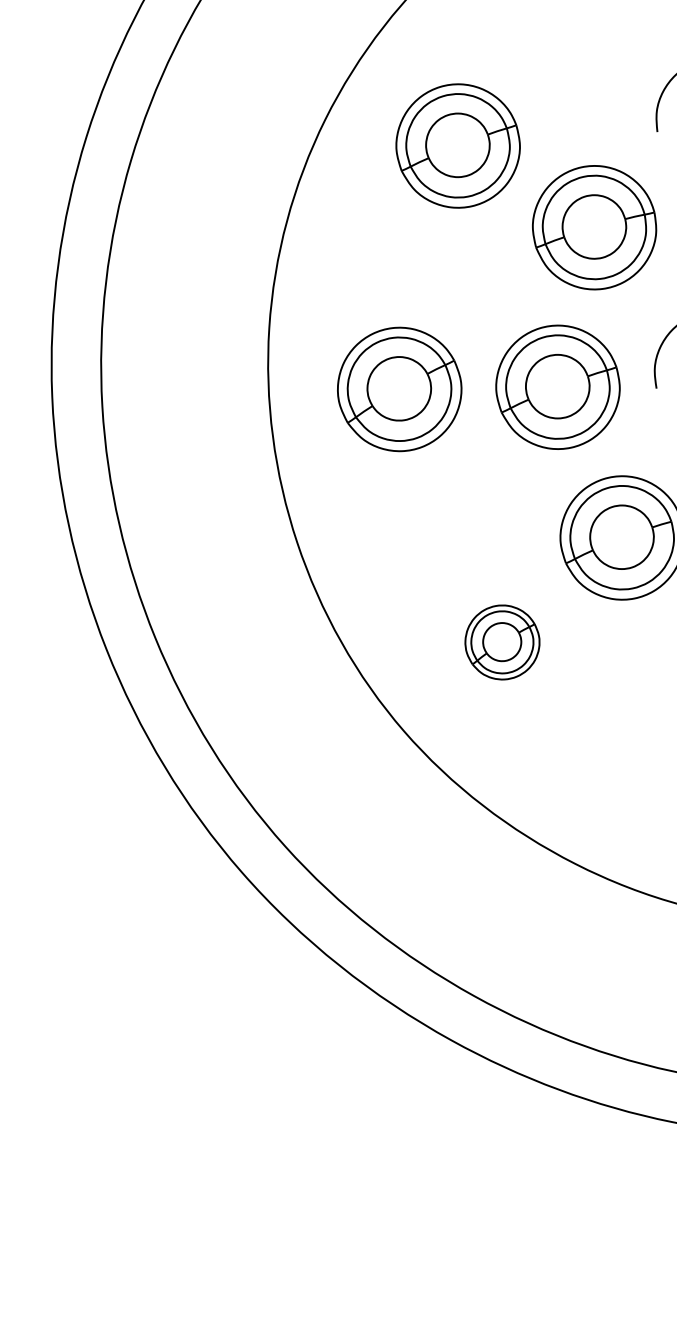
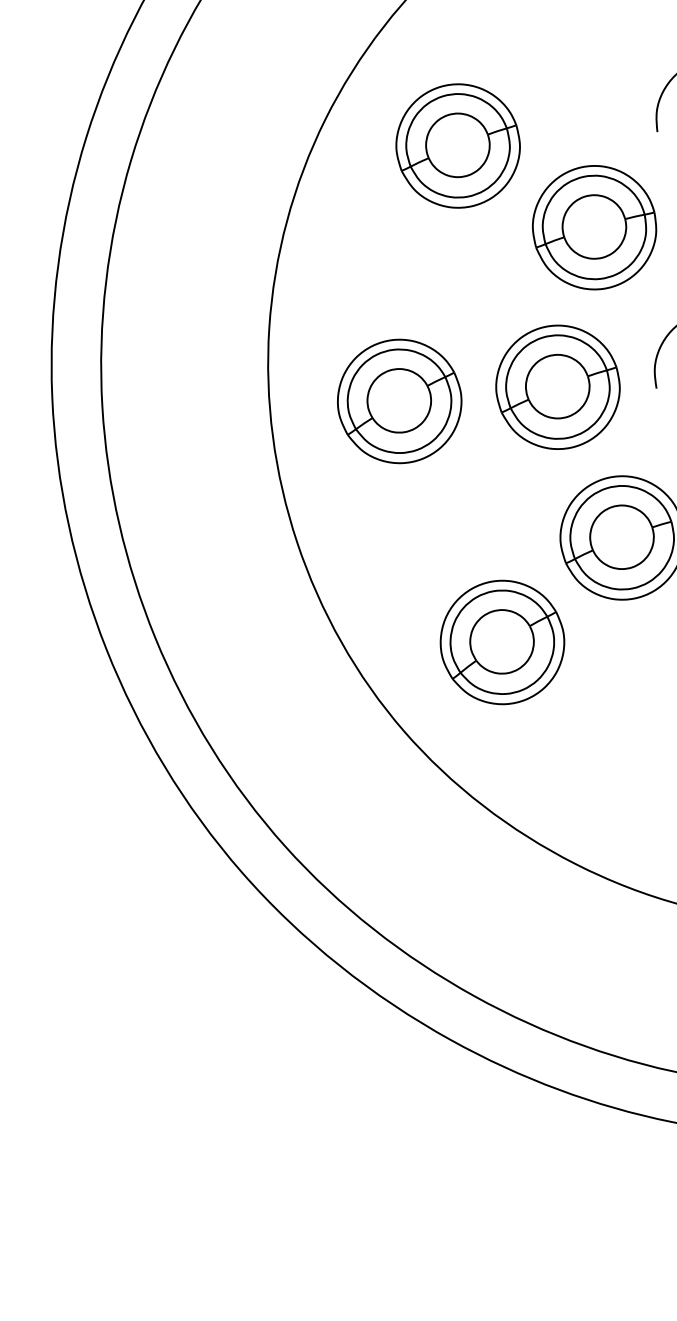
part position: (399, 389) -> (399, 401) (399, 401)
part size: 77x77 px -> 127x127 px (502, 642)
